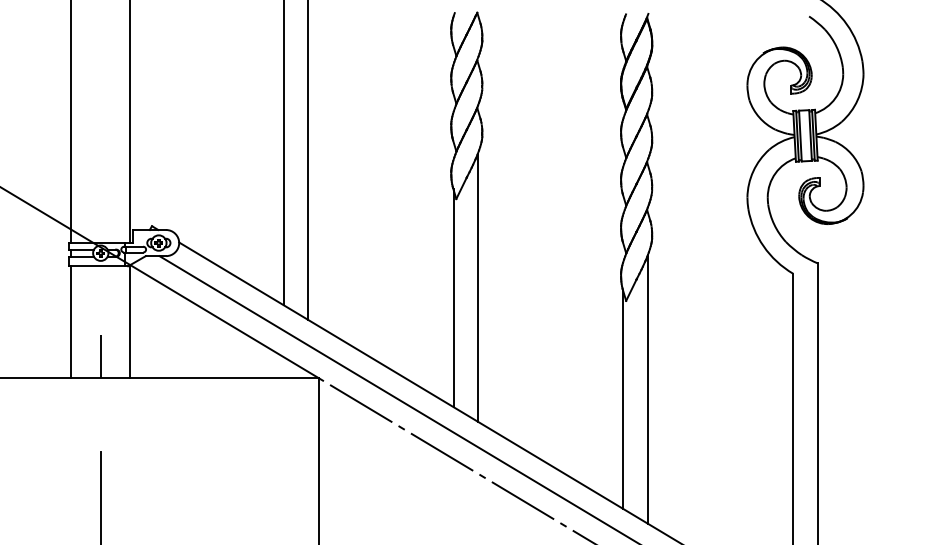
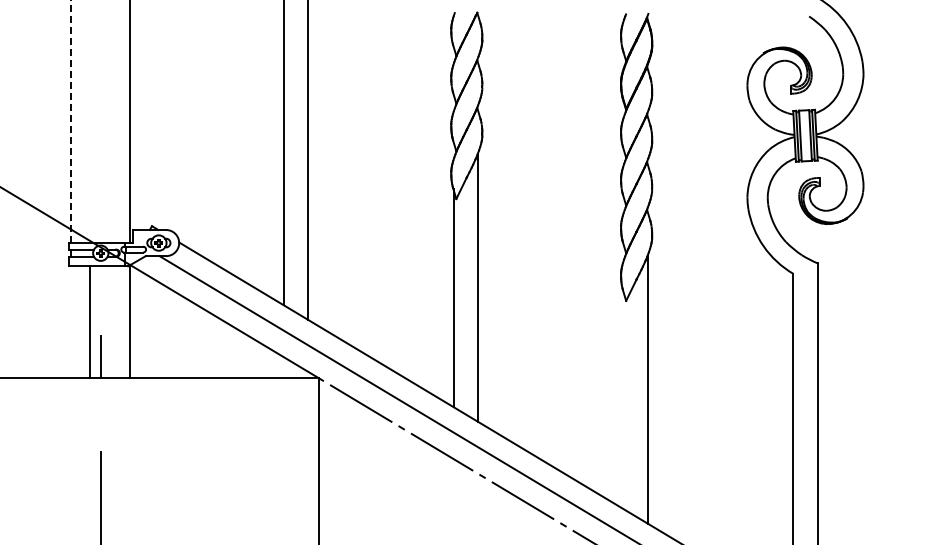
line: solid -> dashed (71, 121)
line position: (71, 322) -> (90, 322) (90, 322)
line: present -> none (623, 399)
